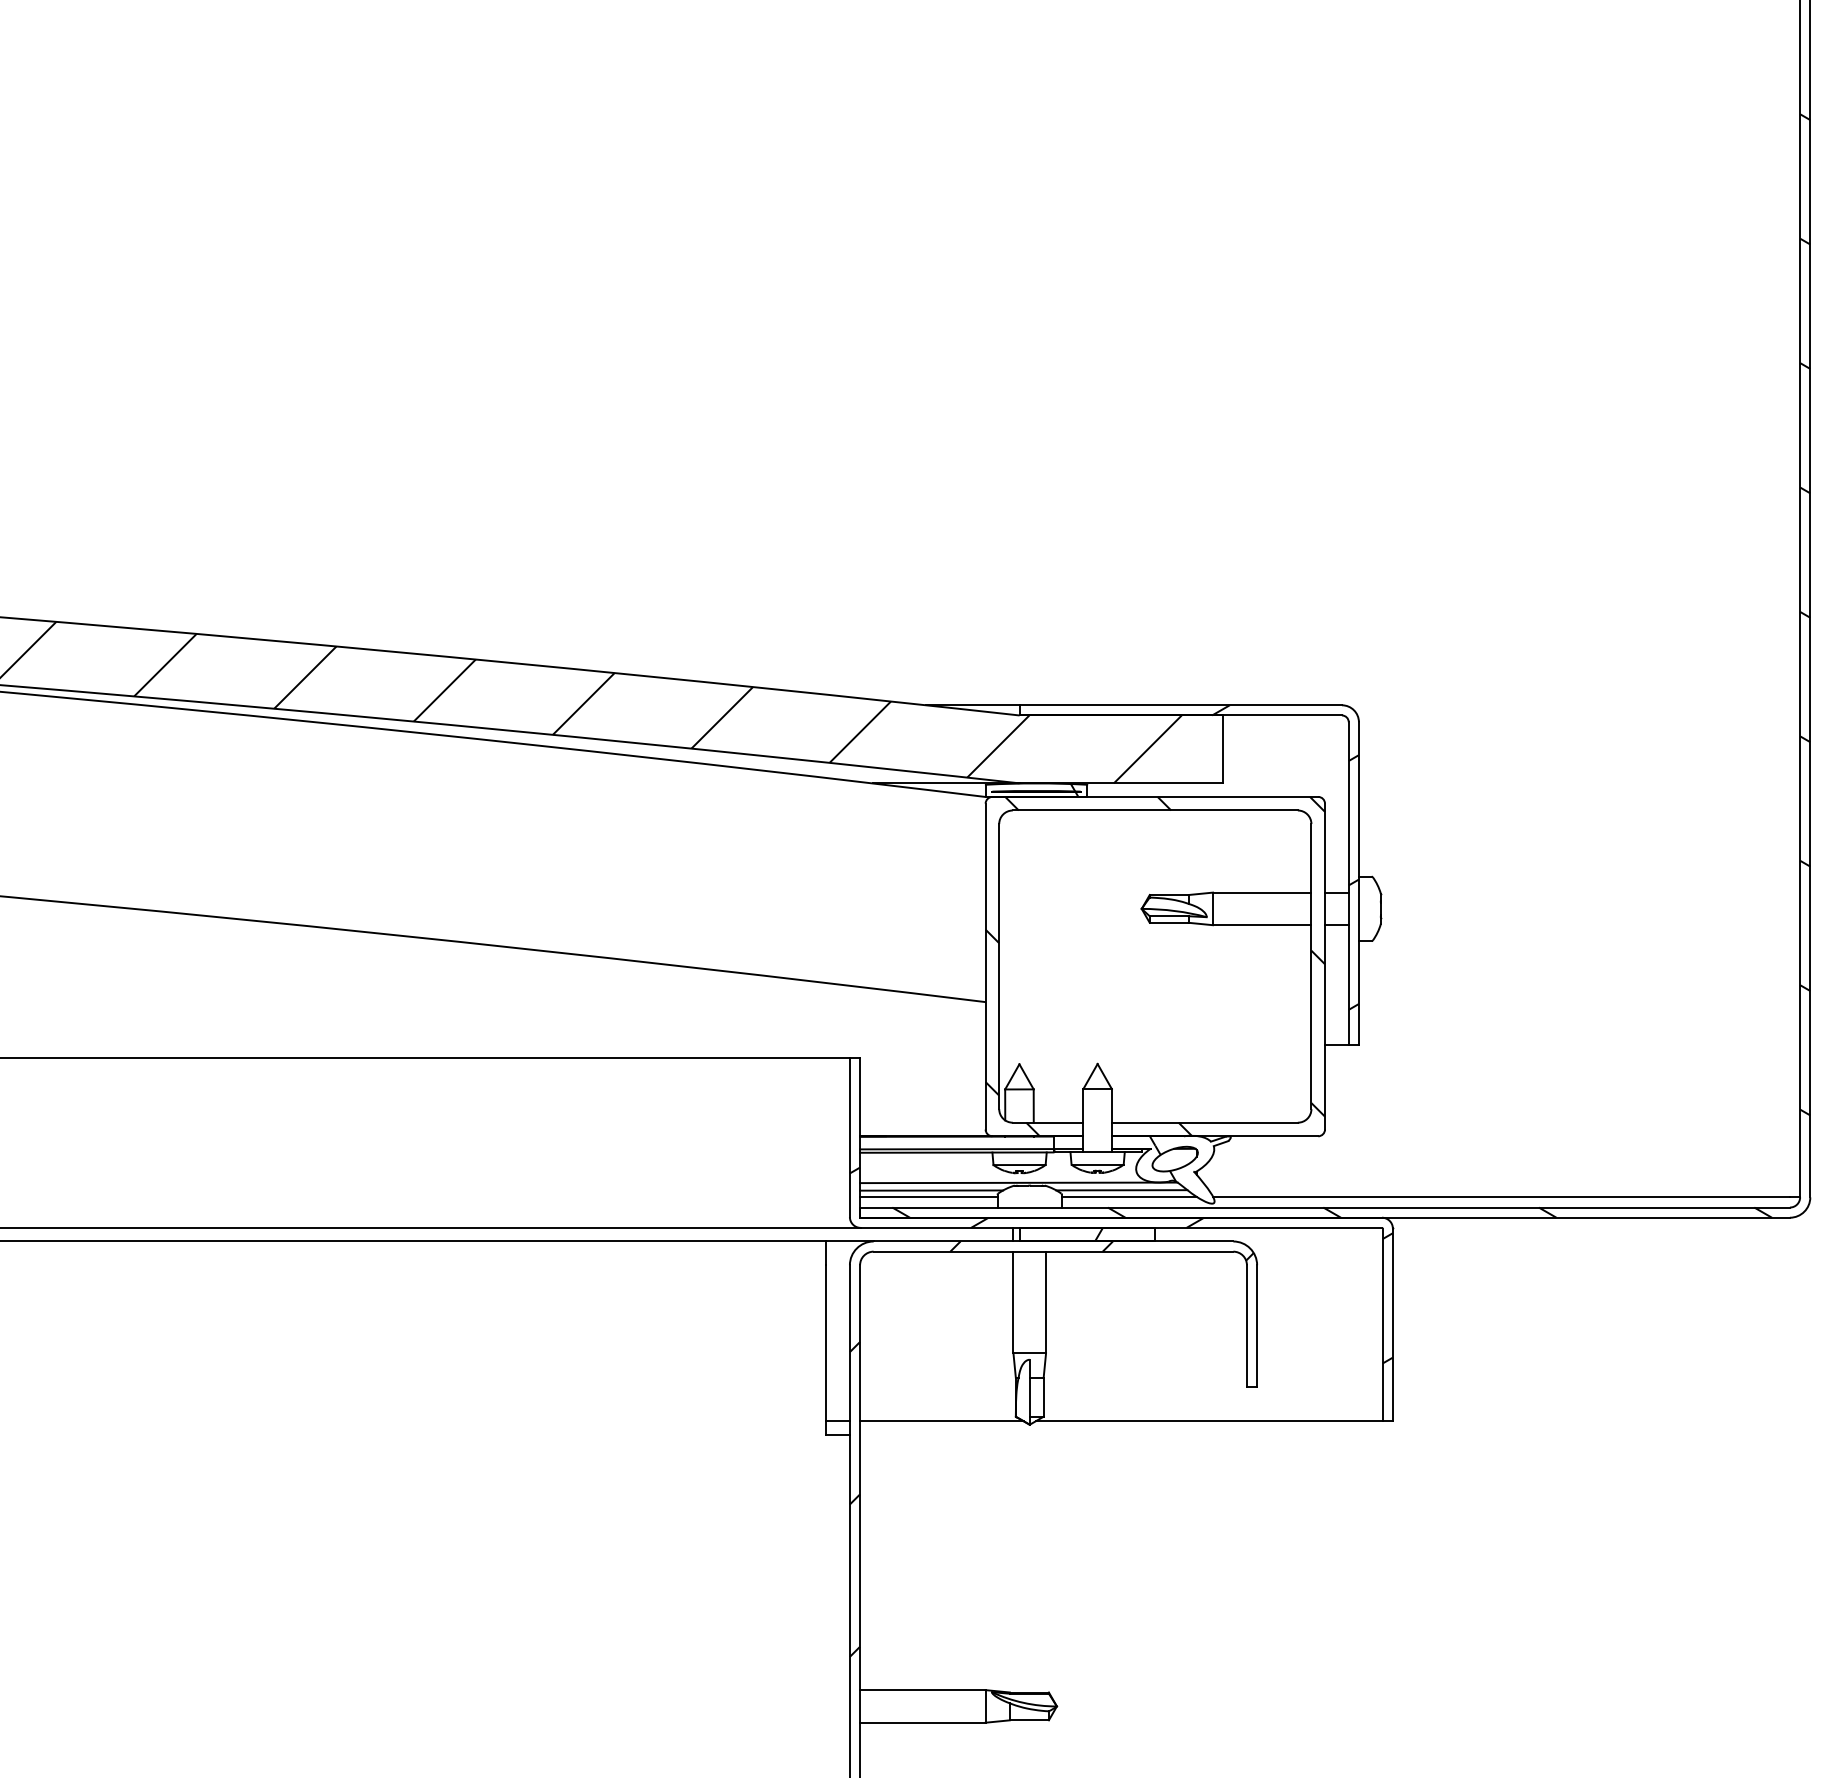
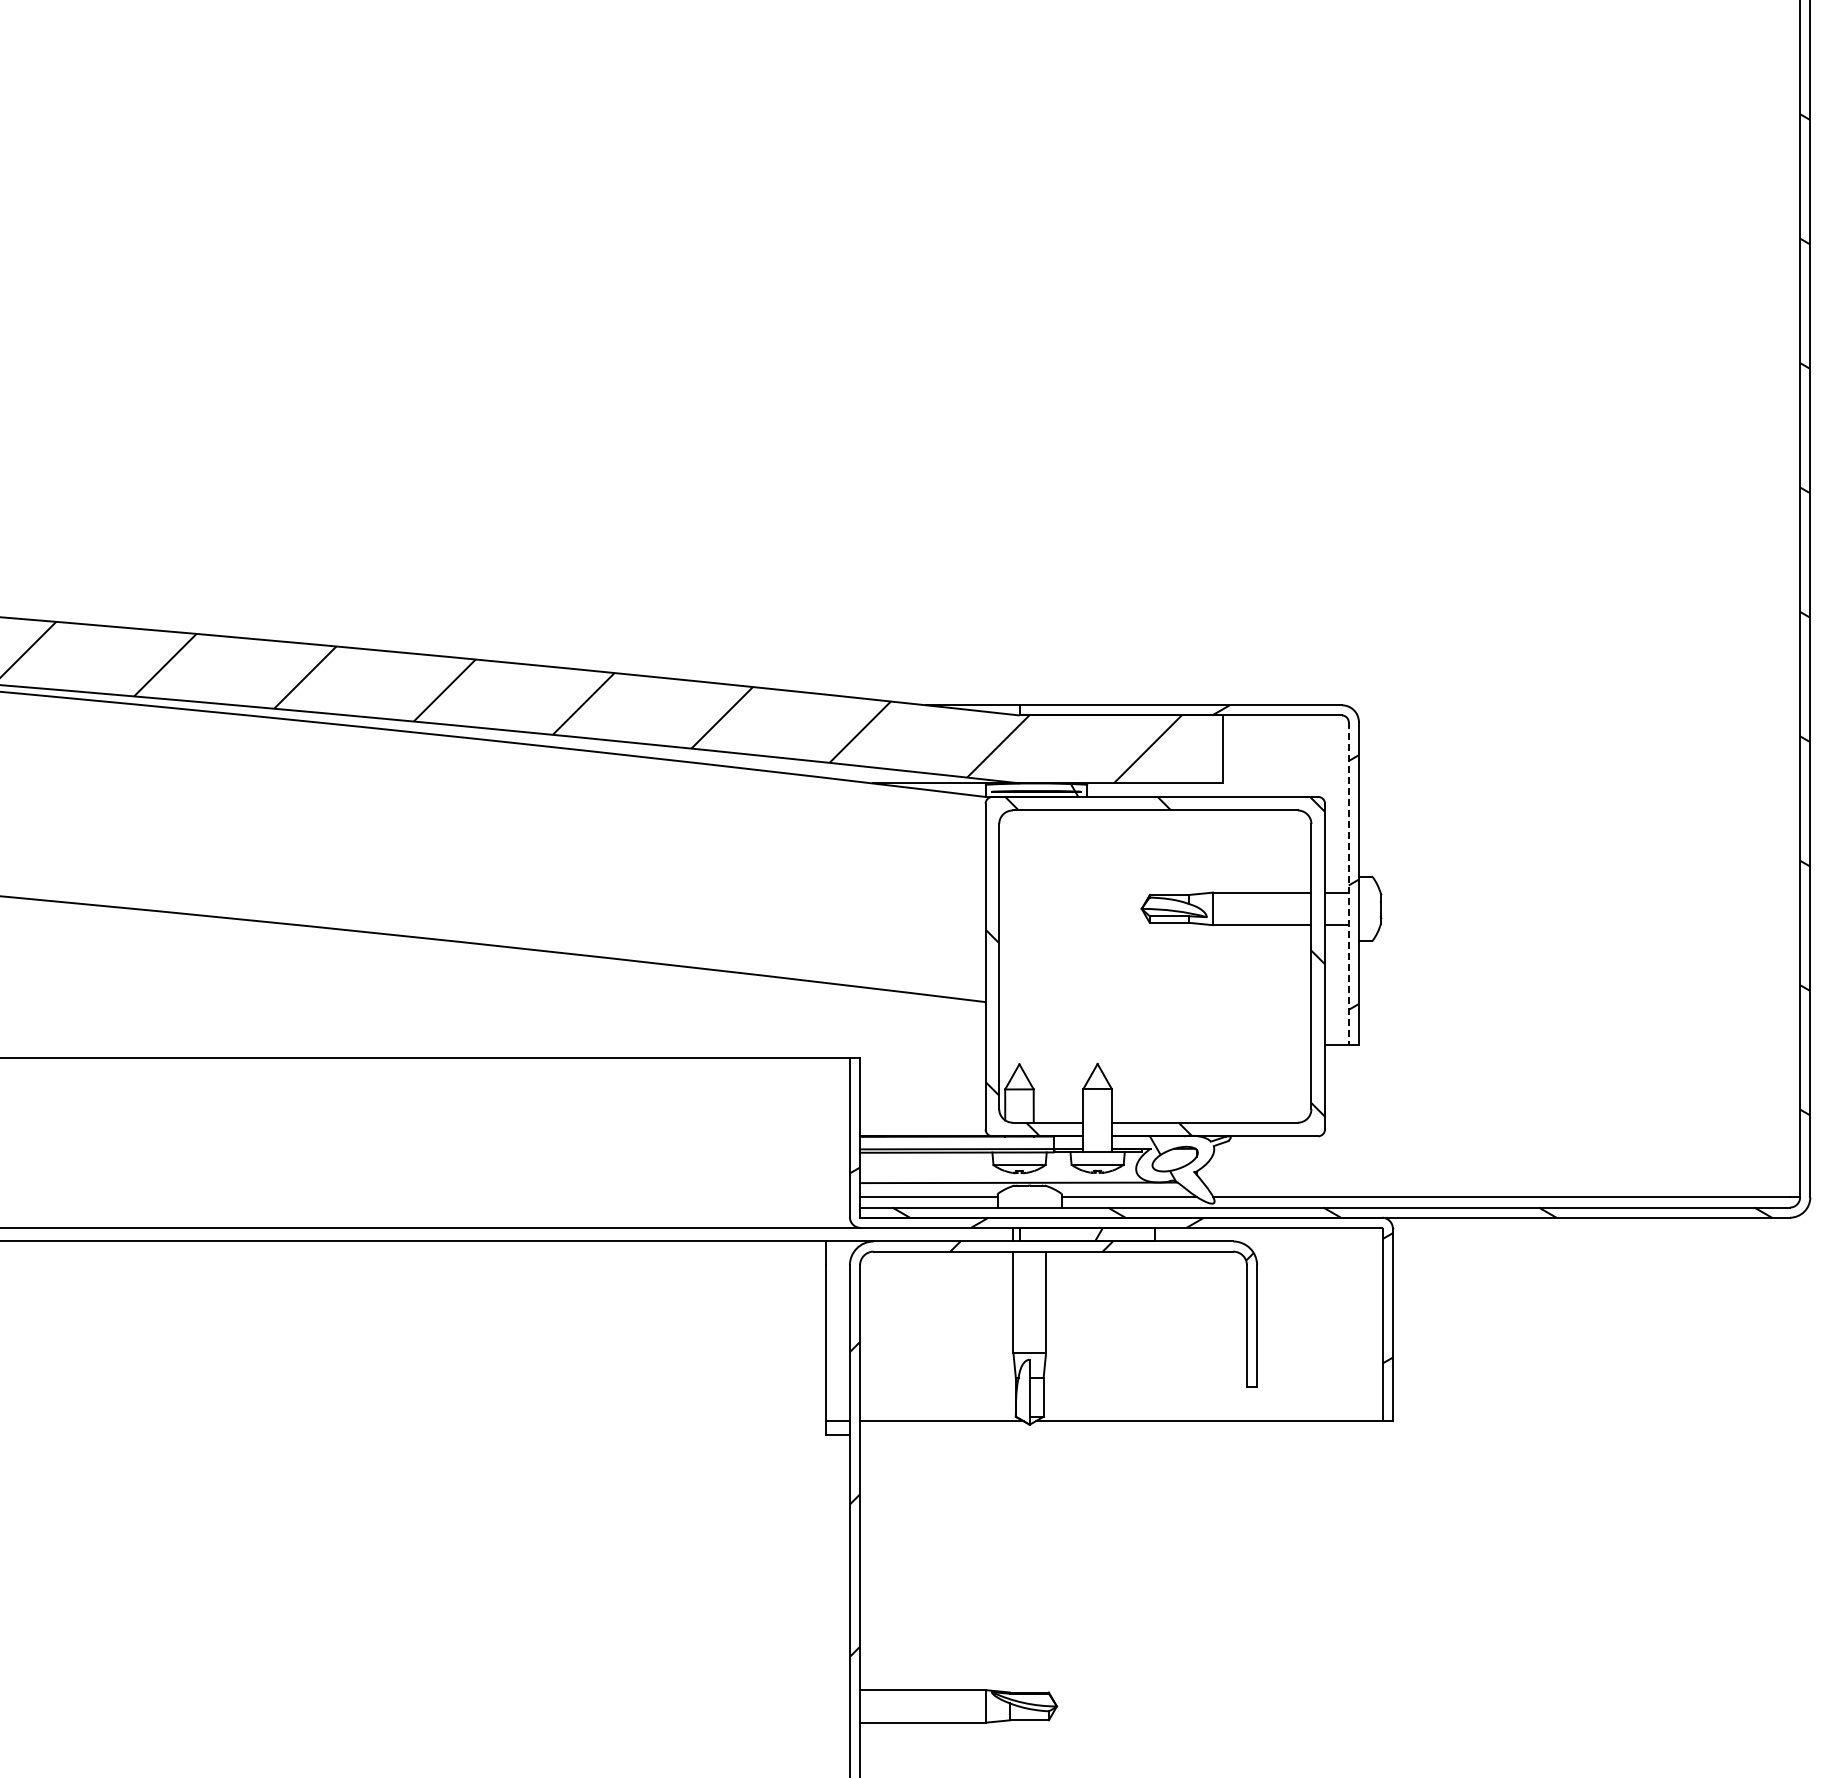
line: solid -> dashed (1348, 883)
line: present -> none (931, 1190)
line: present -> none (1121, 1190)
